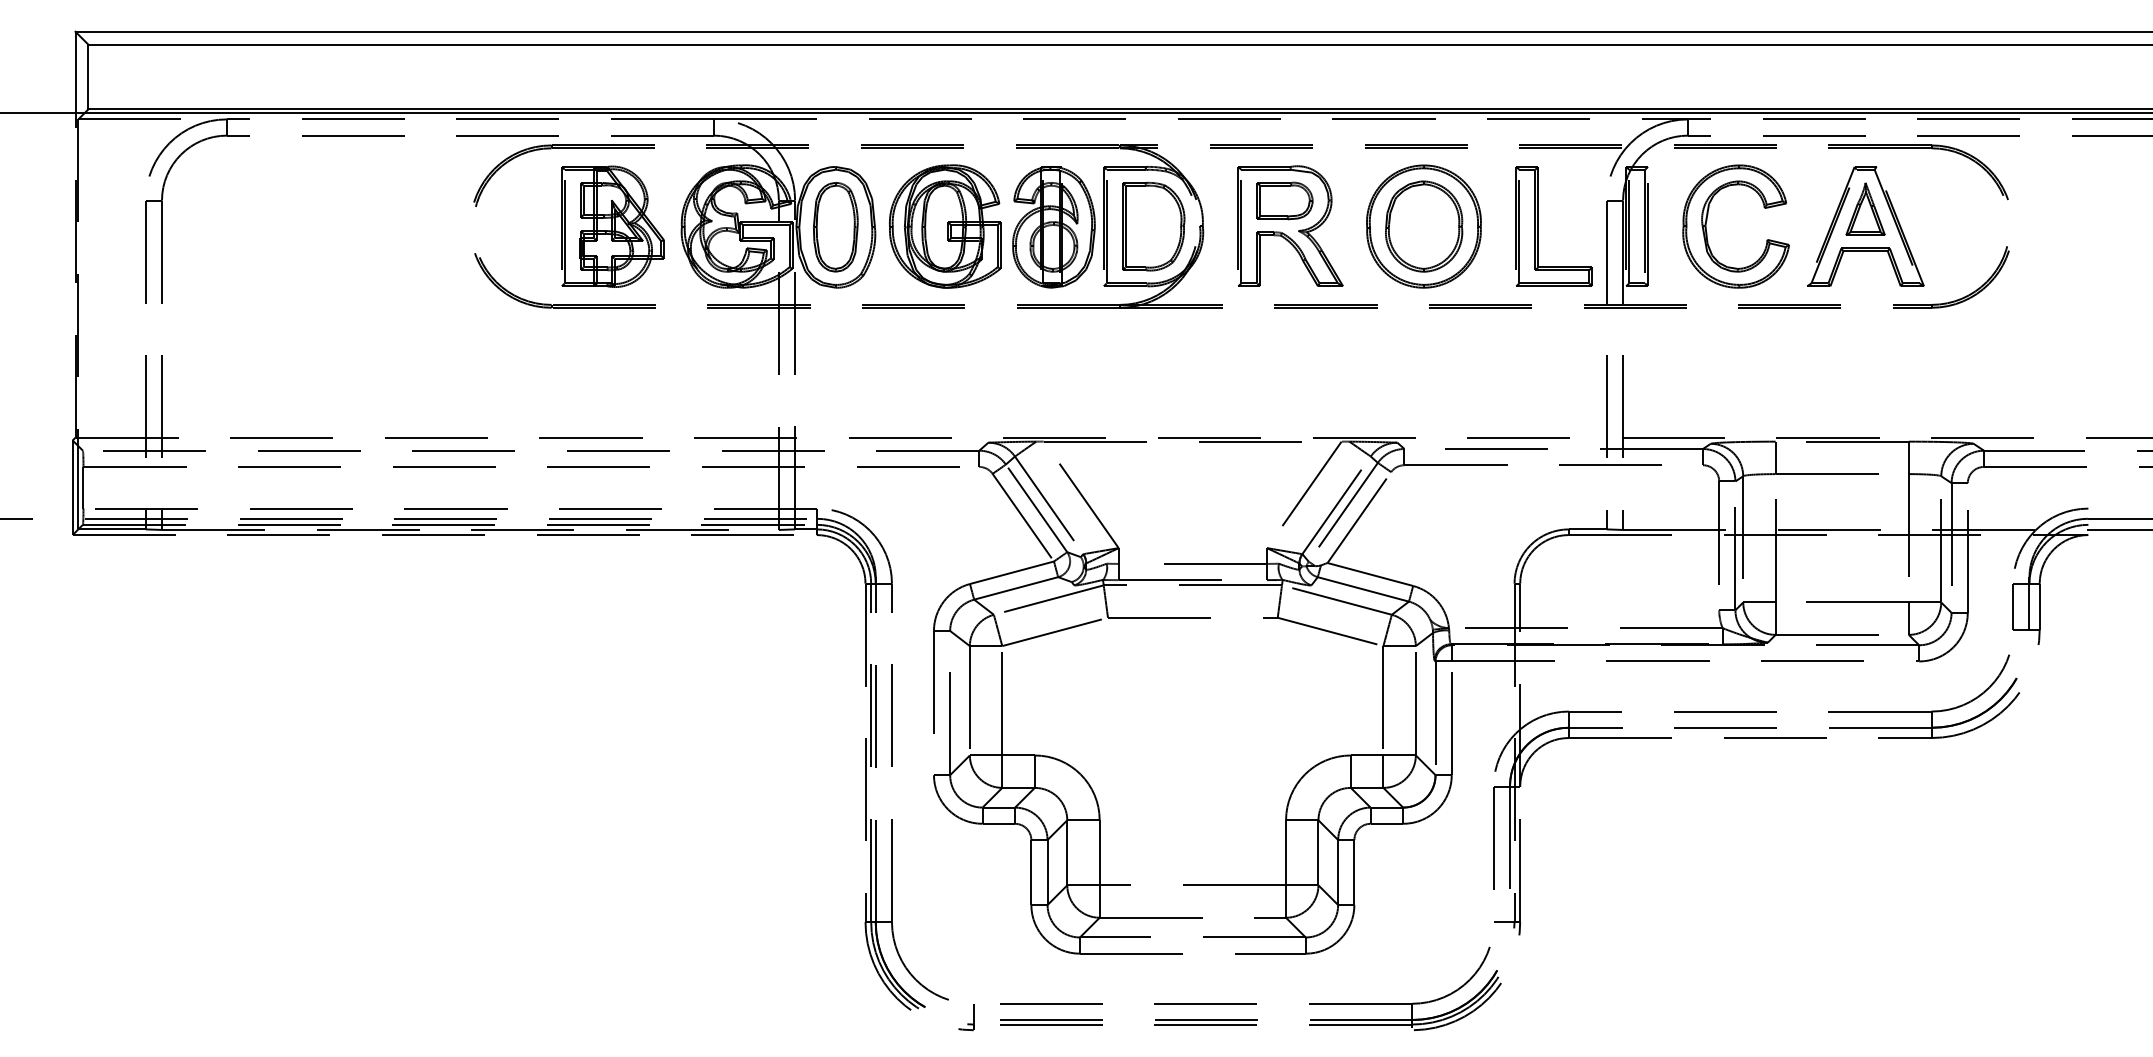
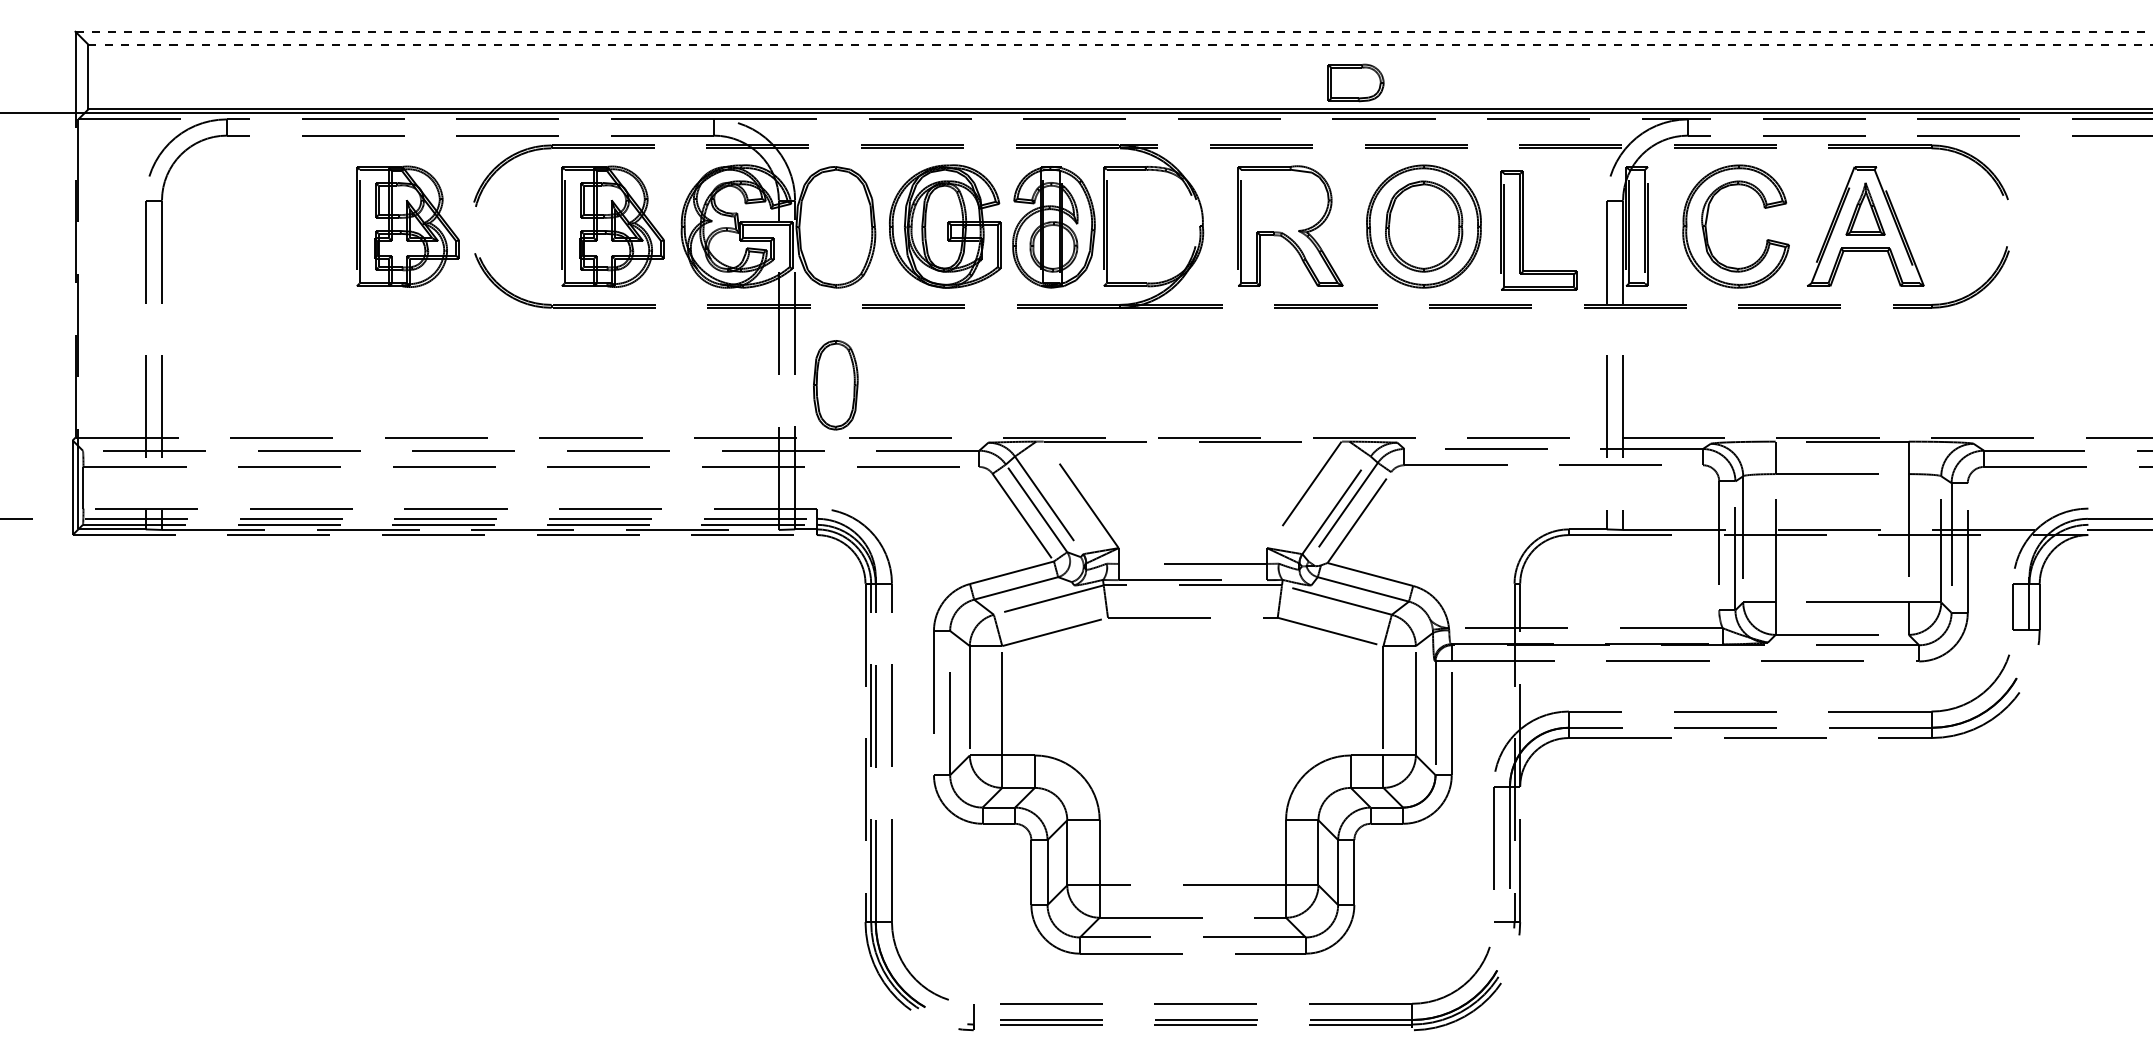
line: solid -> dashed (1114, 31)
line: solid -> dashed (1120, 44)
part position: (1284, 200) -> (1355, 82) (1355, 82)
part: none -> present (407, 226)
part: present -> none (1153, 226)
part position: (1538, 226) -> (1523, 230) (1523, 230)
part position: (835, 227) -> (835, 385) (835, 385)
